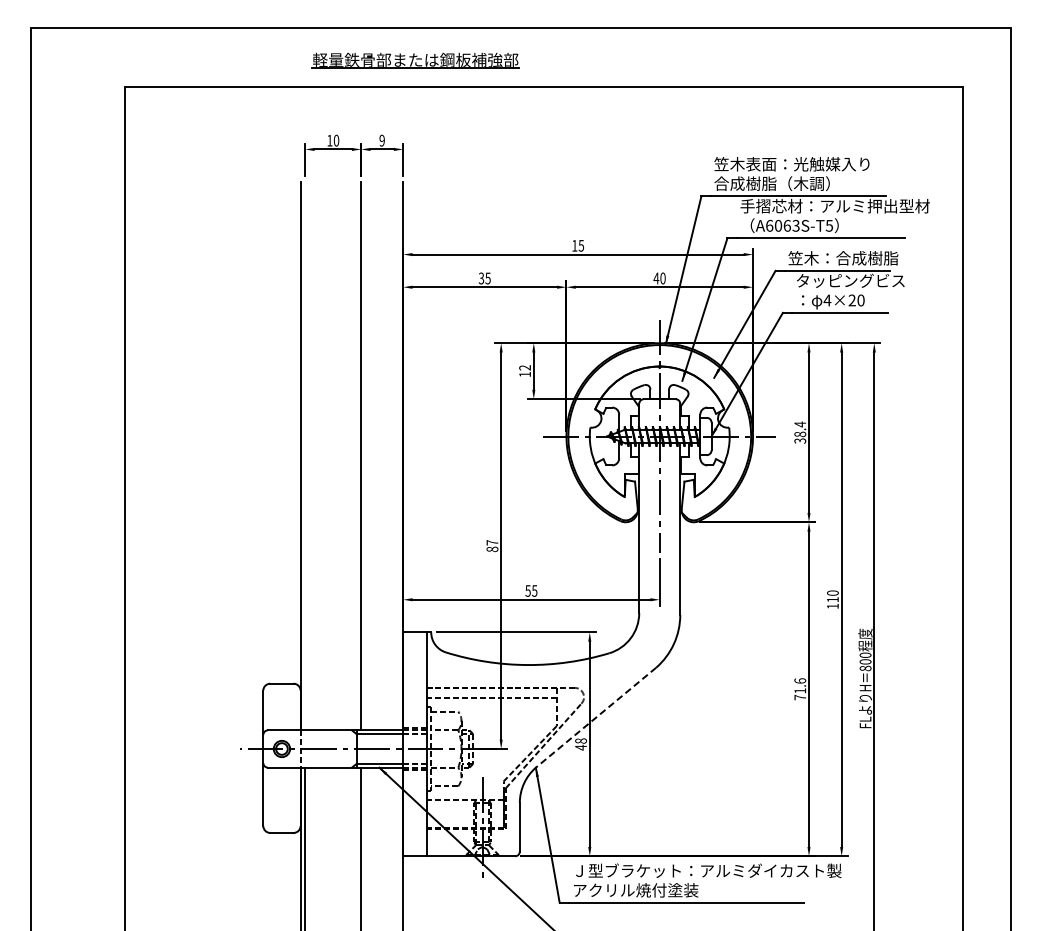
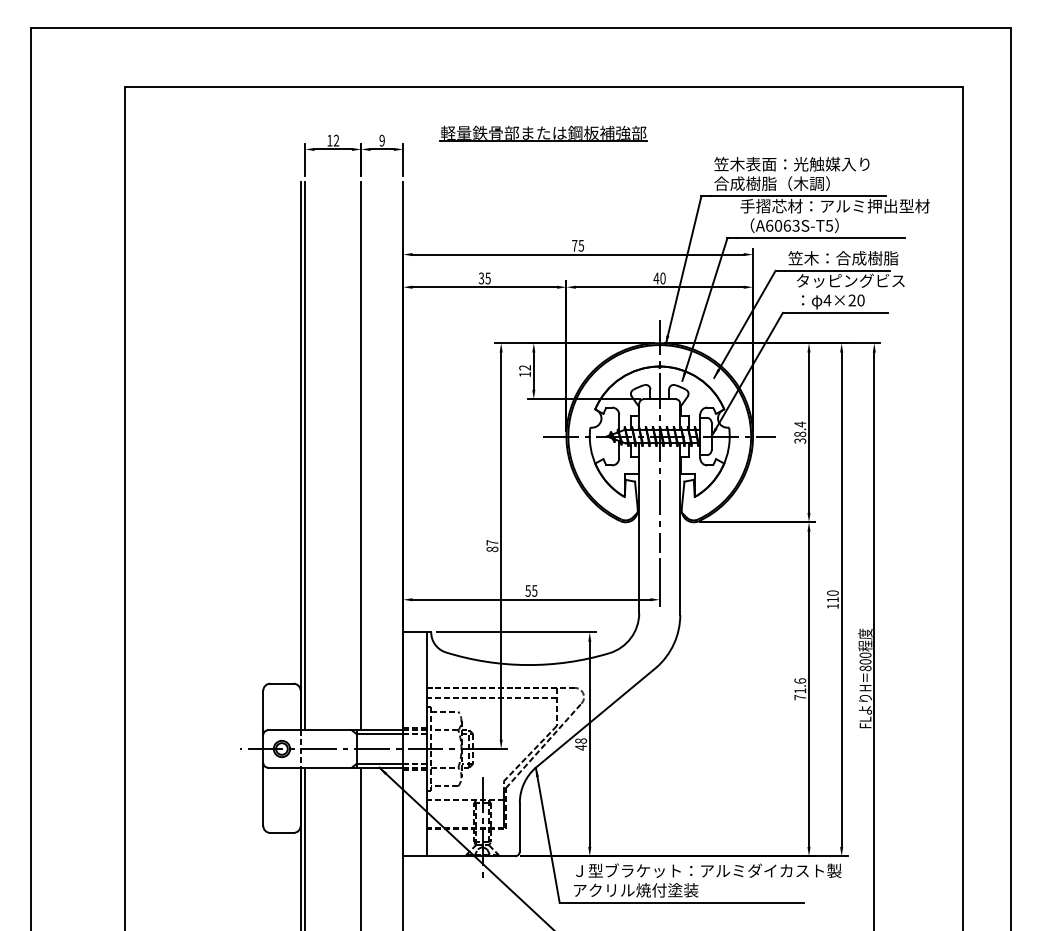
part position: (415, 60) -> (543, 133) (543, 133)
text: 10 -> 12 (336, 140)
text: 15 -> 75 (574, 245)
line: none -> present (305, 456)
line: dashed -> solid (595, 718)
